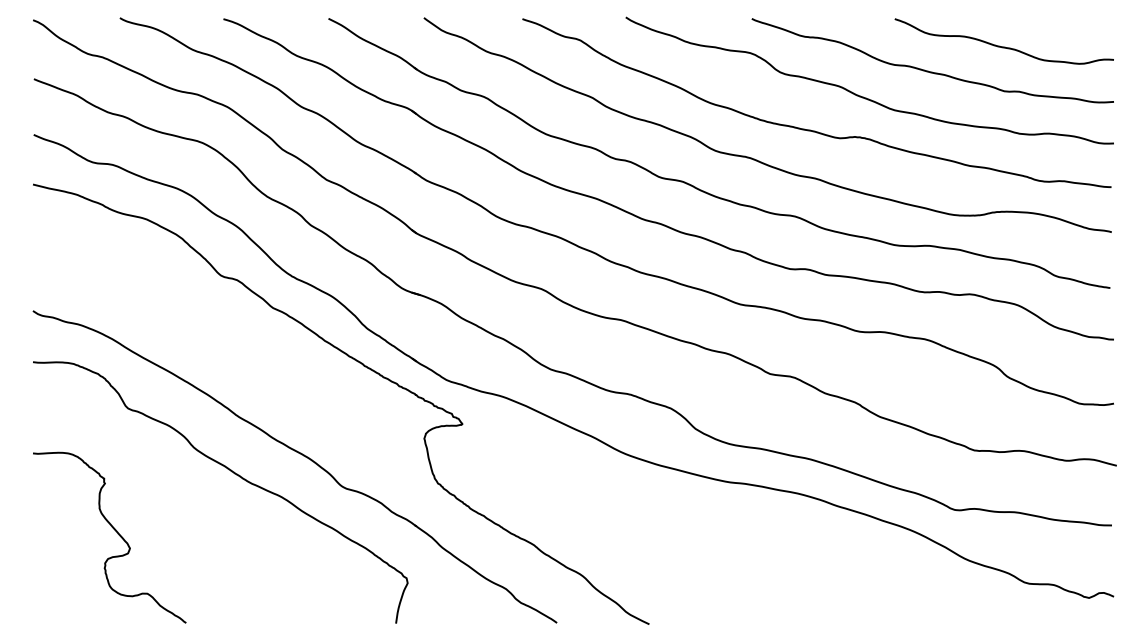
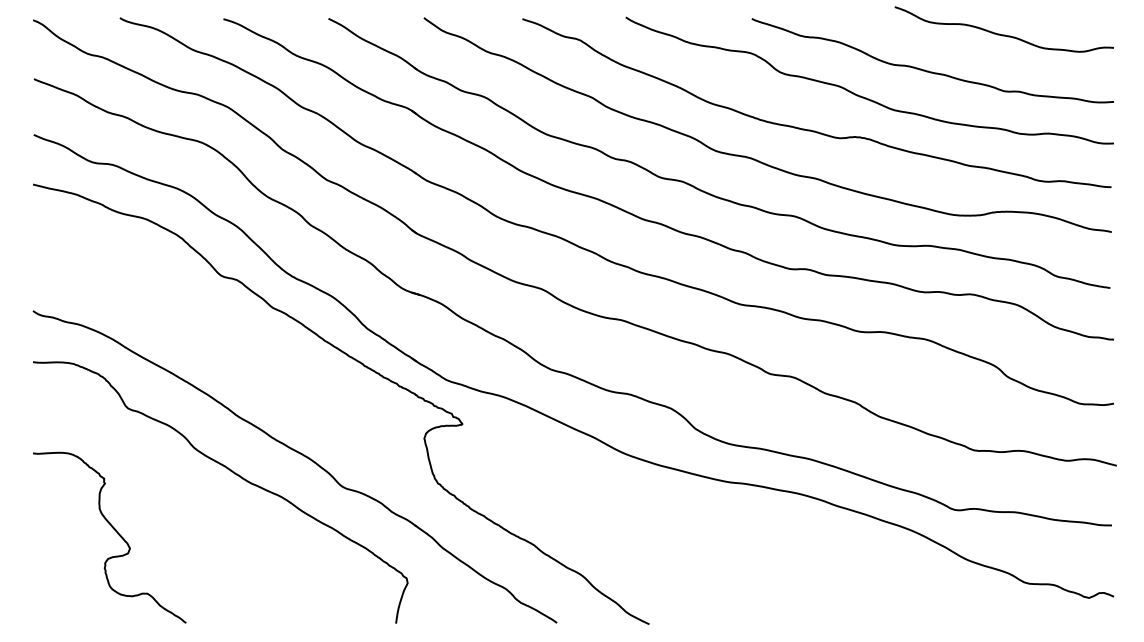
curve position: (1003, 46) -> (1003, 34) (1003, 34)
